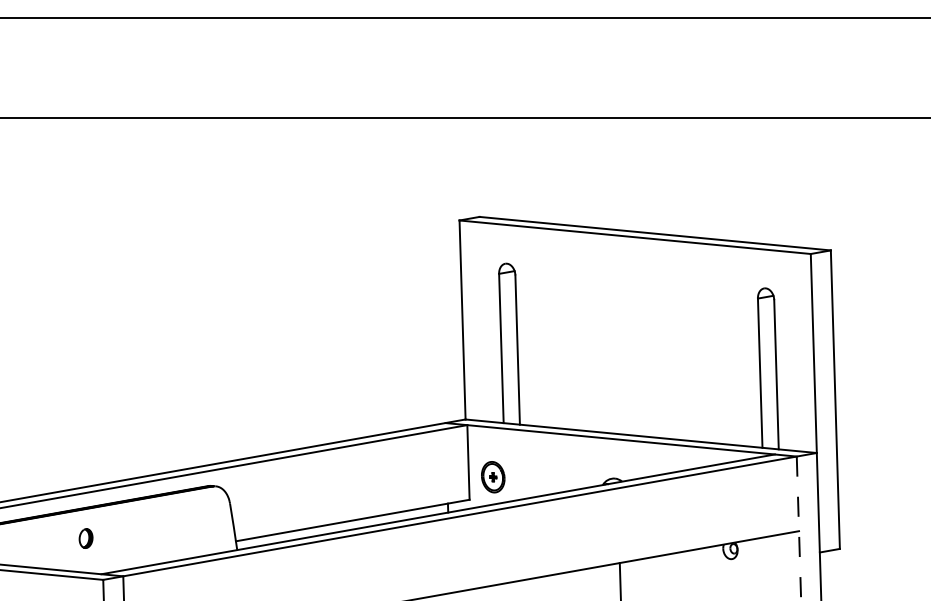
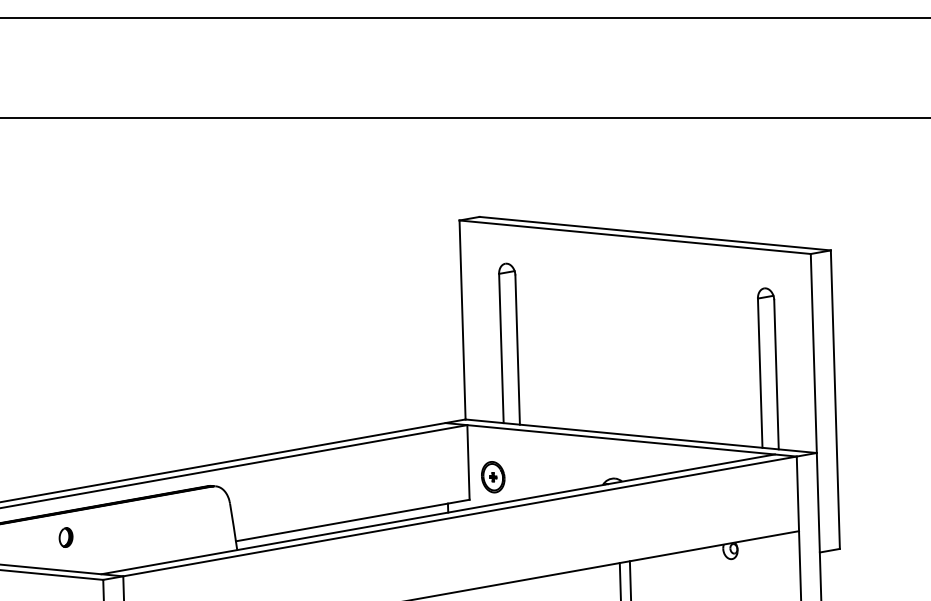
line: dashed -> solid (798, 528)
part position: (85, 538) -> (65, 537) (65, 537)
line: none -> present (630, 579)
